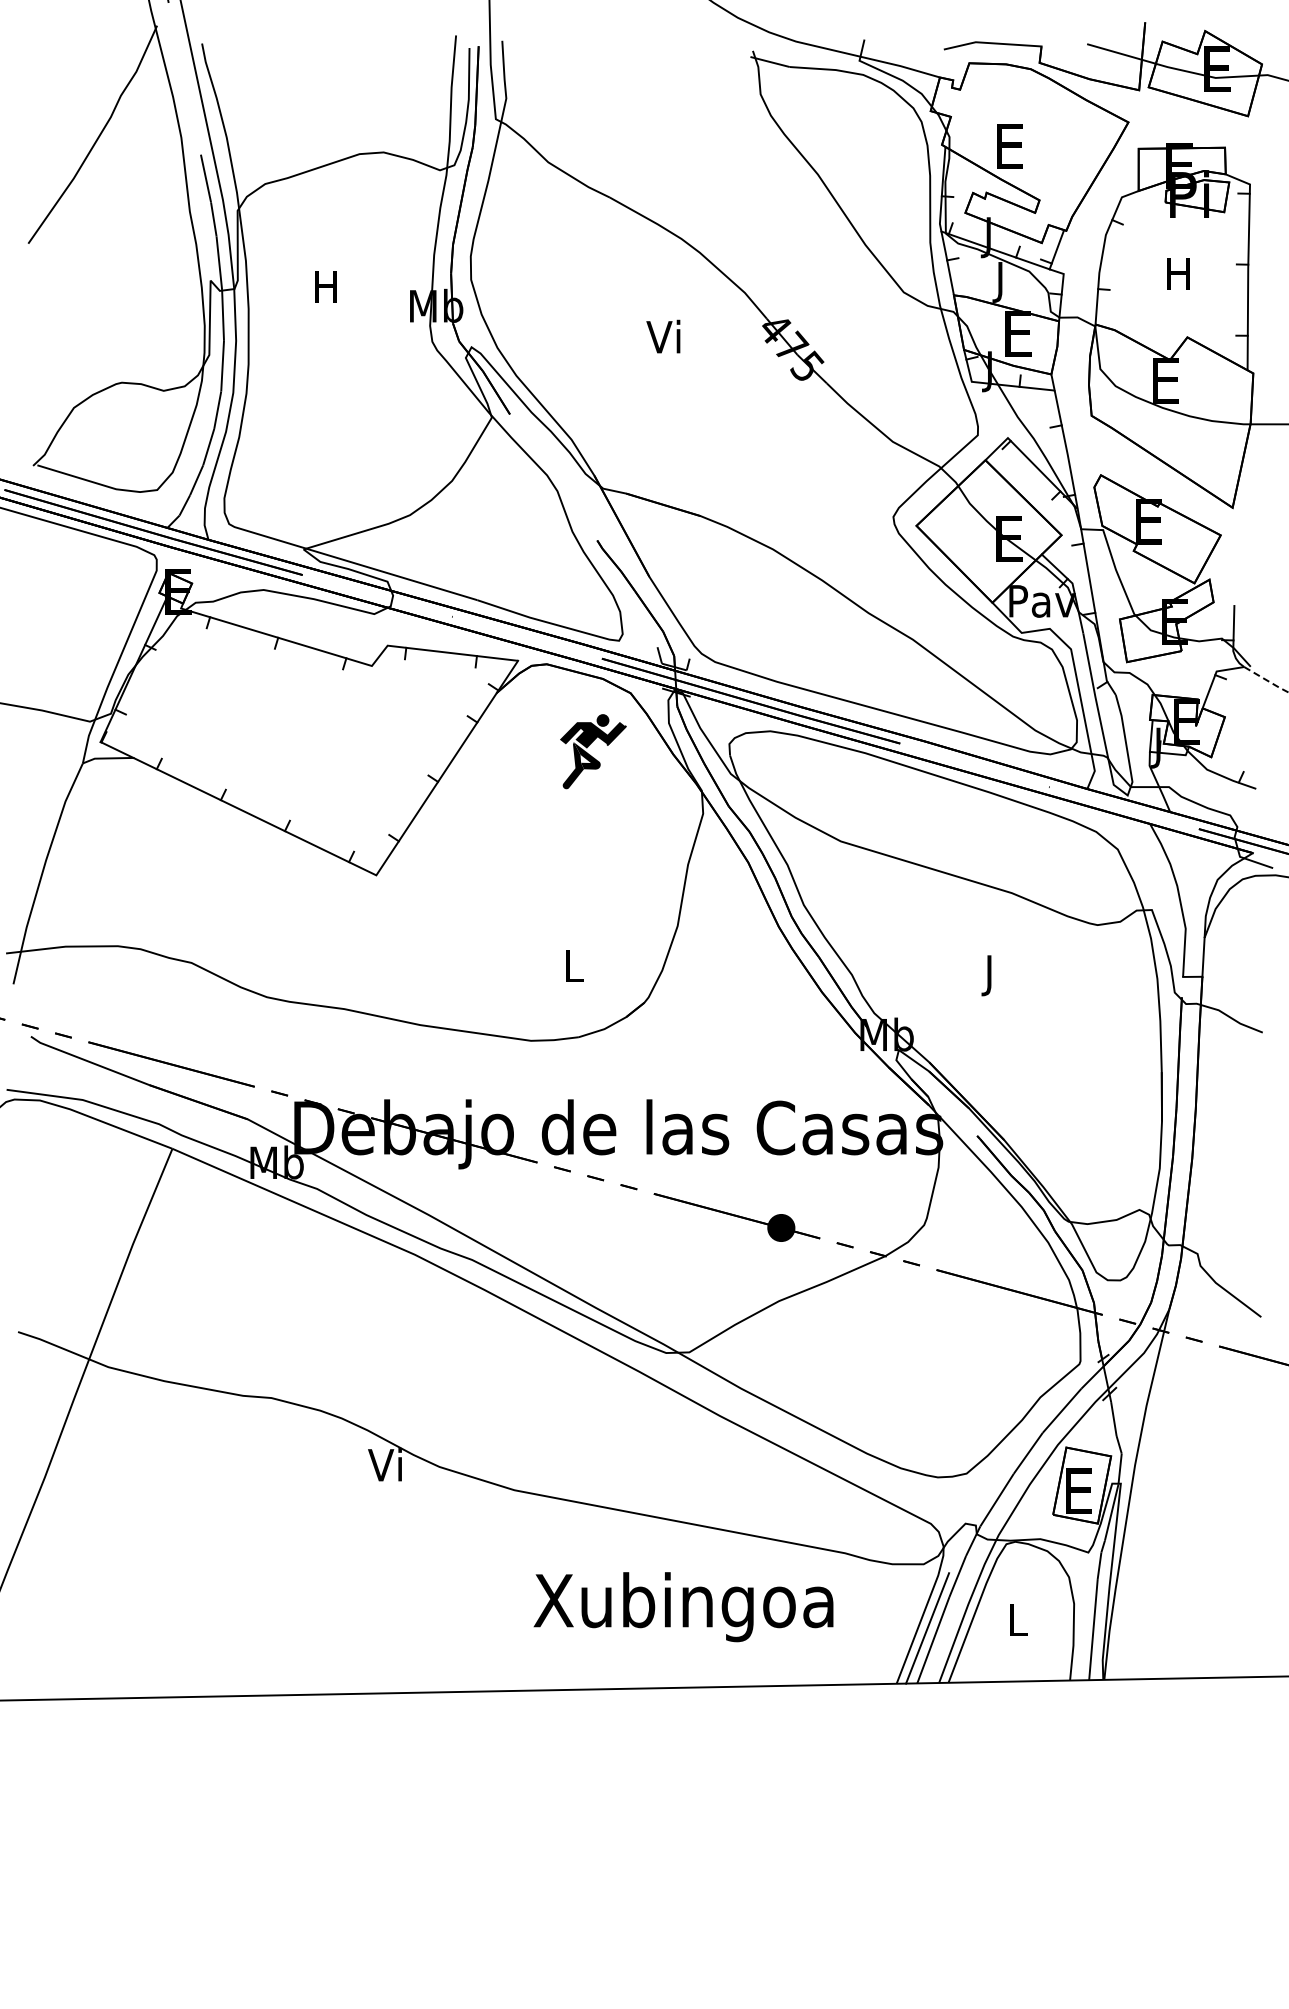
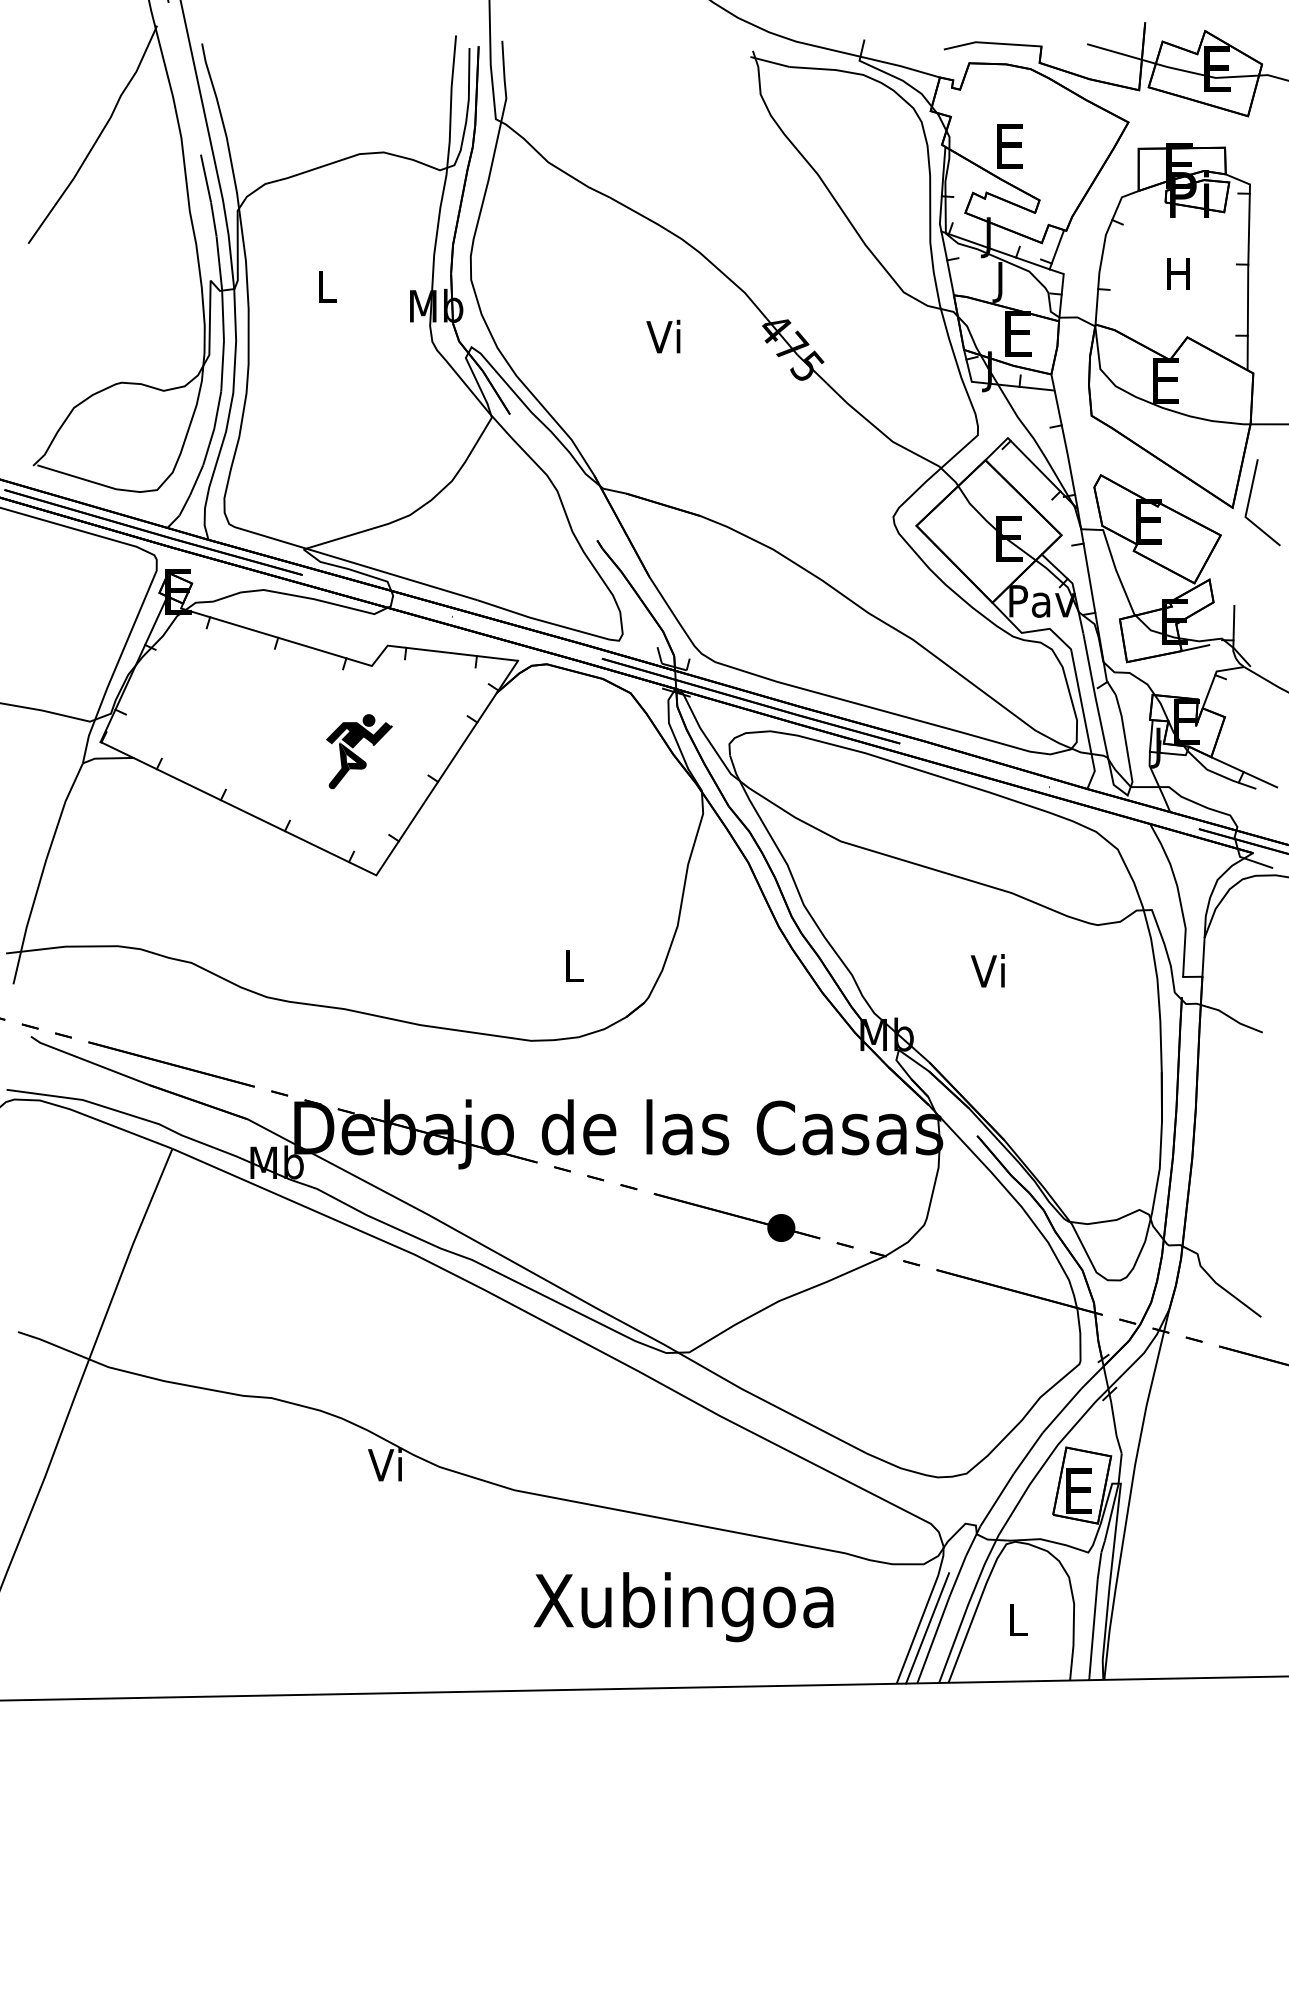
text: H -> L (325, 286)
line: none -> present (1250, 499)
line: none -> present (1195, 648)
line: dashed -> solid (1267, 680)
part position: (593, 751) -> (359, 751) (359, 751)
line: none -> present (1244, 772)
text: J -> Vi (987, 975)
